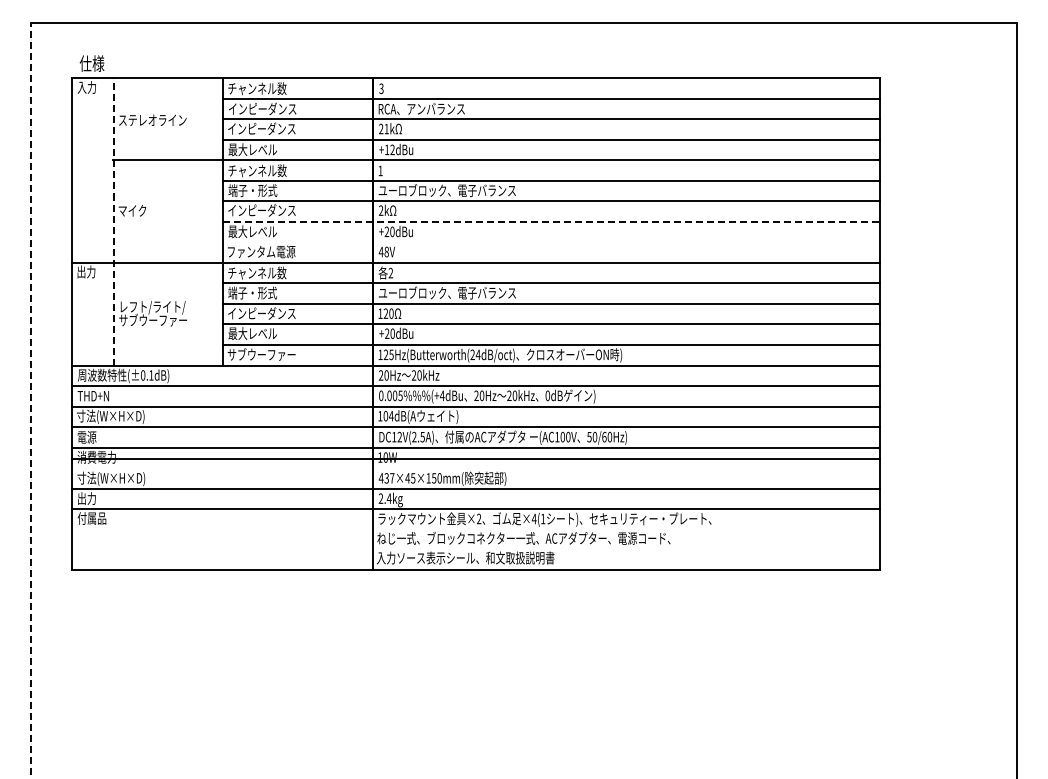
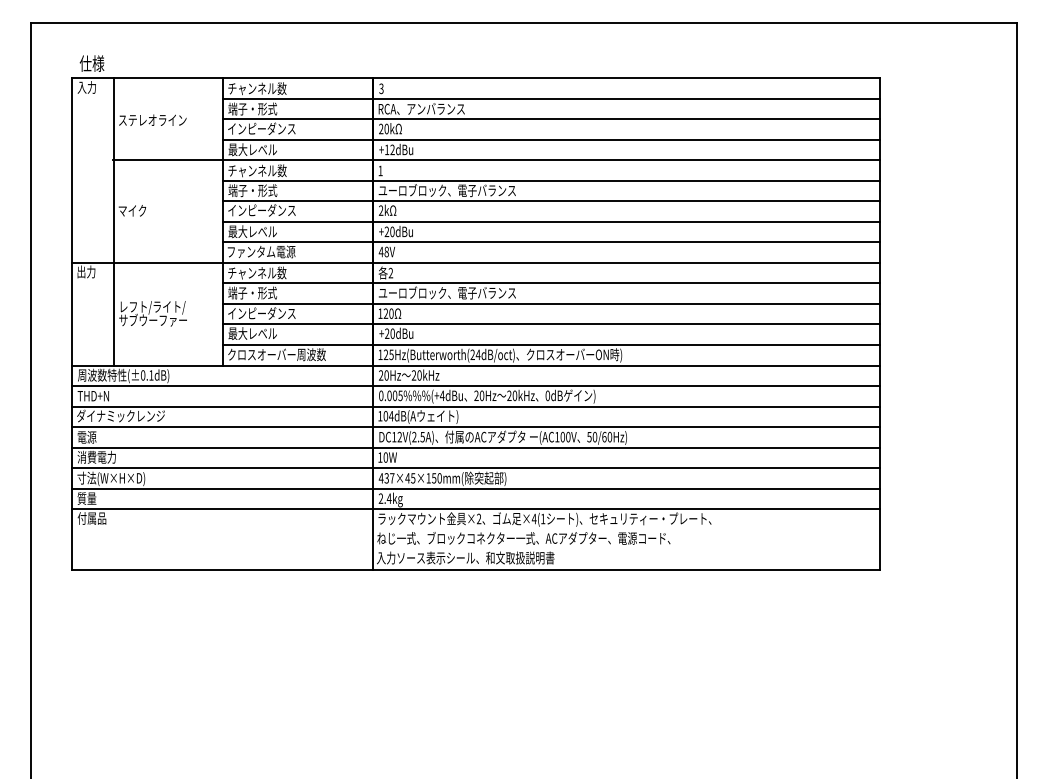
text: インピーダンス -> 端子・形式 (262, 108)
text: 21k -> 20k (386, 128)
line: dashed -> solid (113, 221)
line: dashed -> solid (551, 221)
line: none -> present (550, 242)
text: サブウーファー -> クロスオーバー周波数 (276, 354)
line: dashed -> solid (31, 400)
text: 寸法(W×H×D) -> ダイナミックレンジ (120, 416)
line position: (475, 459) -> (475, 468) (475, 468)
text: 出力 -> 質量 (86, 498)
